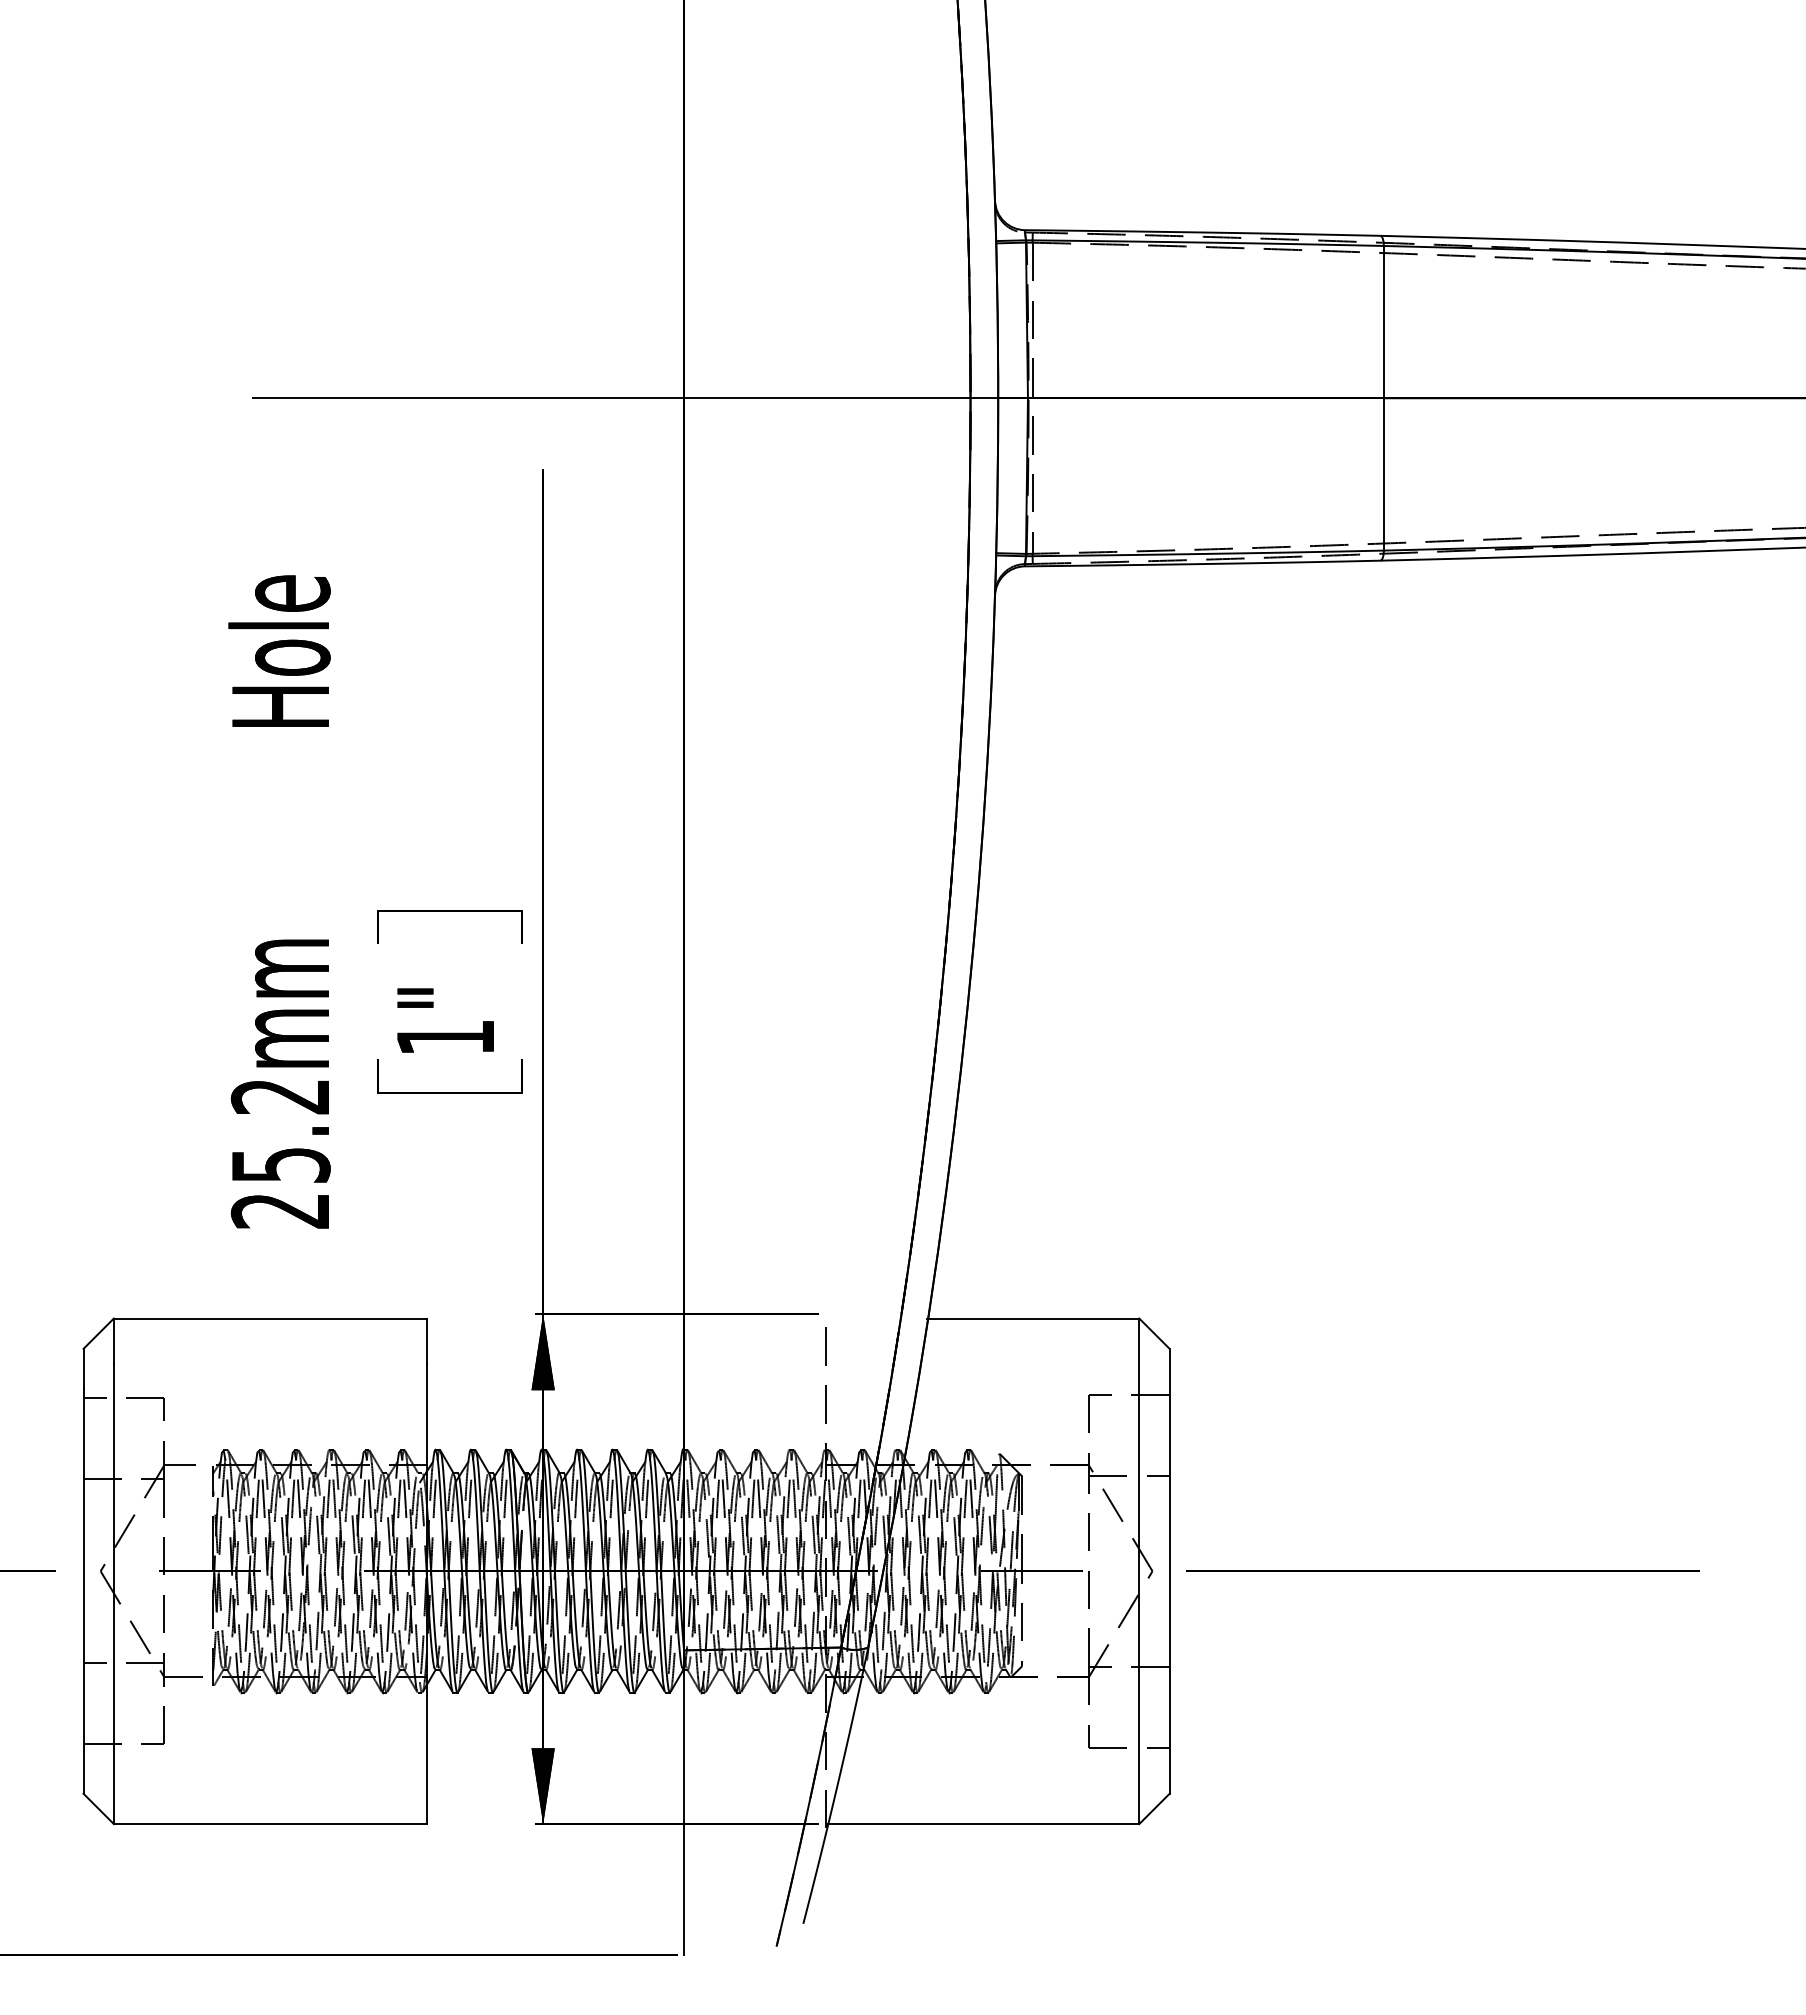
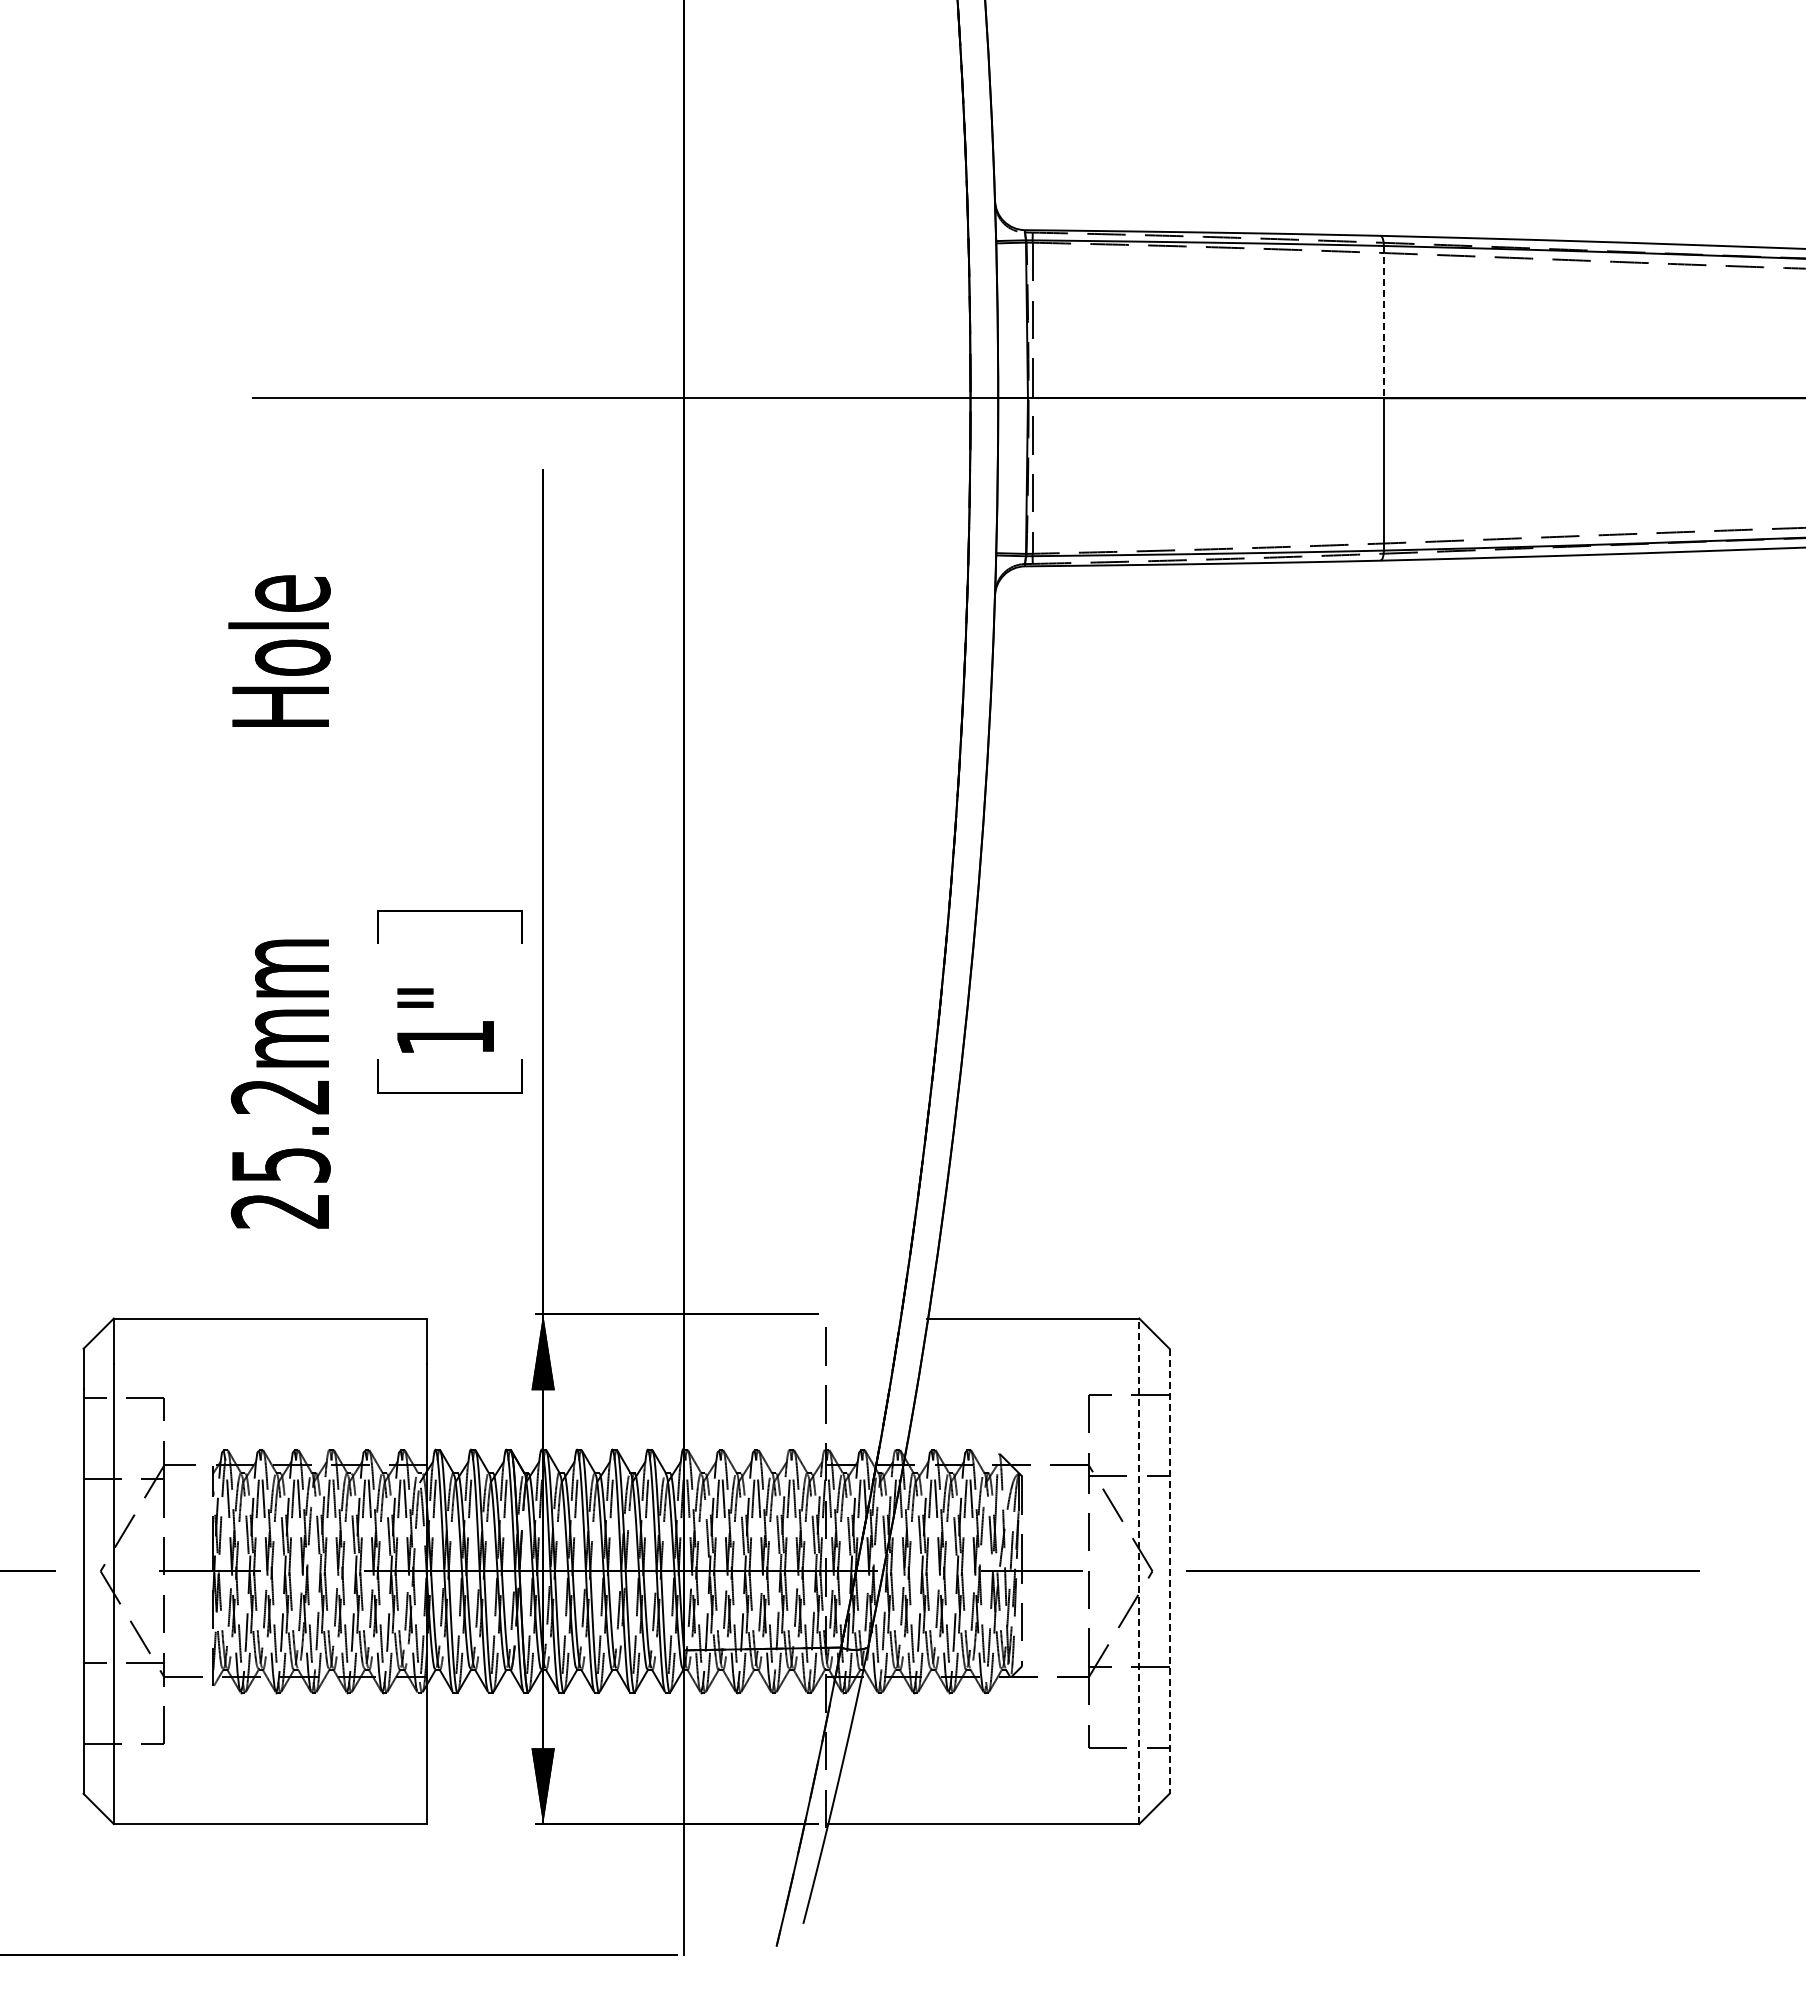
line: solid -> dashed (1383, 322)
line: solid -> dashed (1139, 1571)
line: solid -> dashed (1169, 1571)
